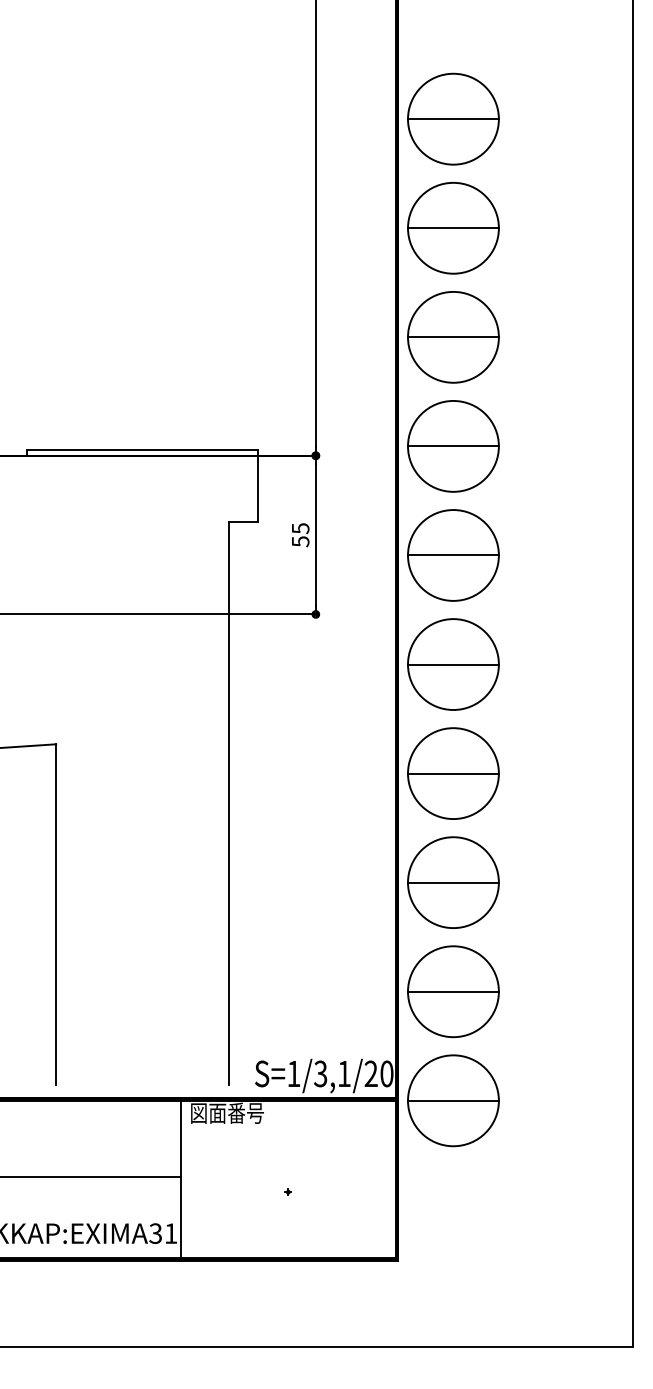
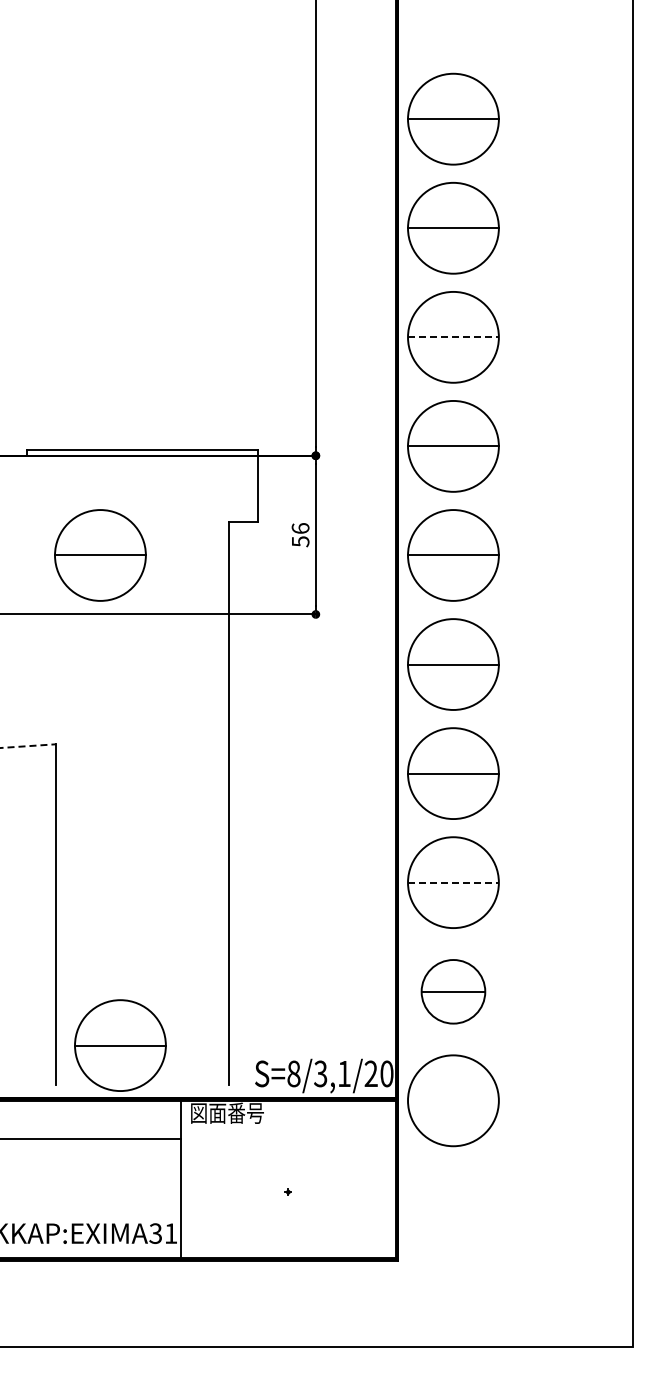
line: solid -> dashed (453, 337)
text: 55 -> 56 (300, 528)
part: none -> present (100, 555)
line: solid -> dashed (28, 746)
line: solid -> dashed (453, 882)
part size: 93x94 px -> 67x66 px (453, 991)
part: none -> present (120, 1045)
text: S=1/3,1/20 -> S=8/3,1/20 (293, 1073)
line: present -> none (453, 1100)
line position: (91, 1176) -> (91, 1138) (91, 1138)
